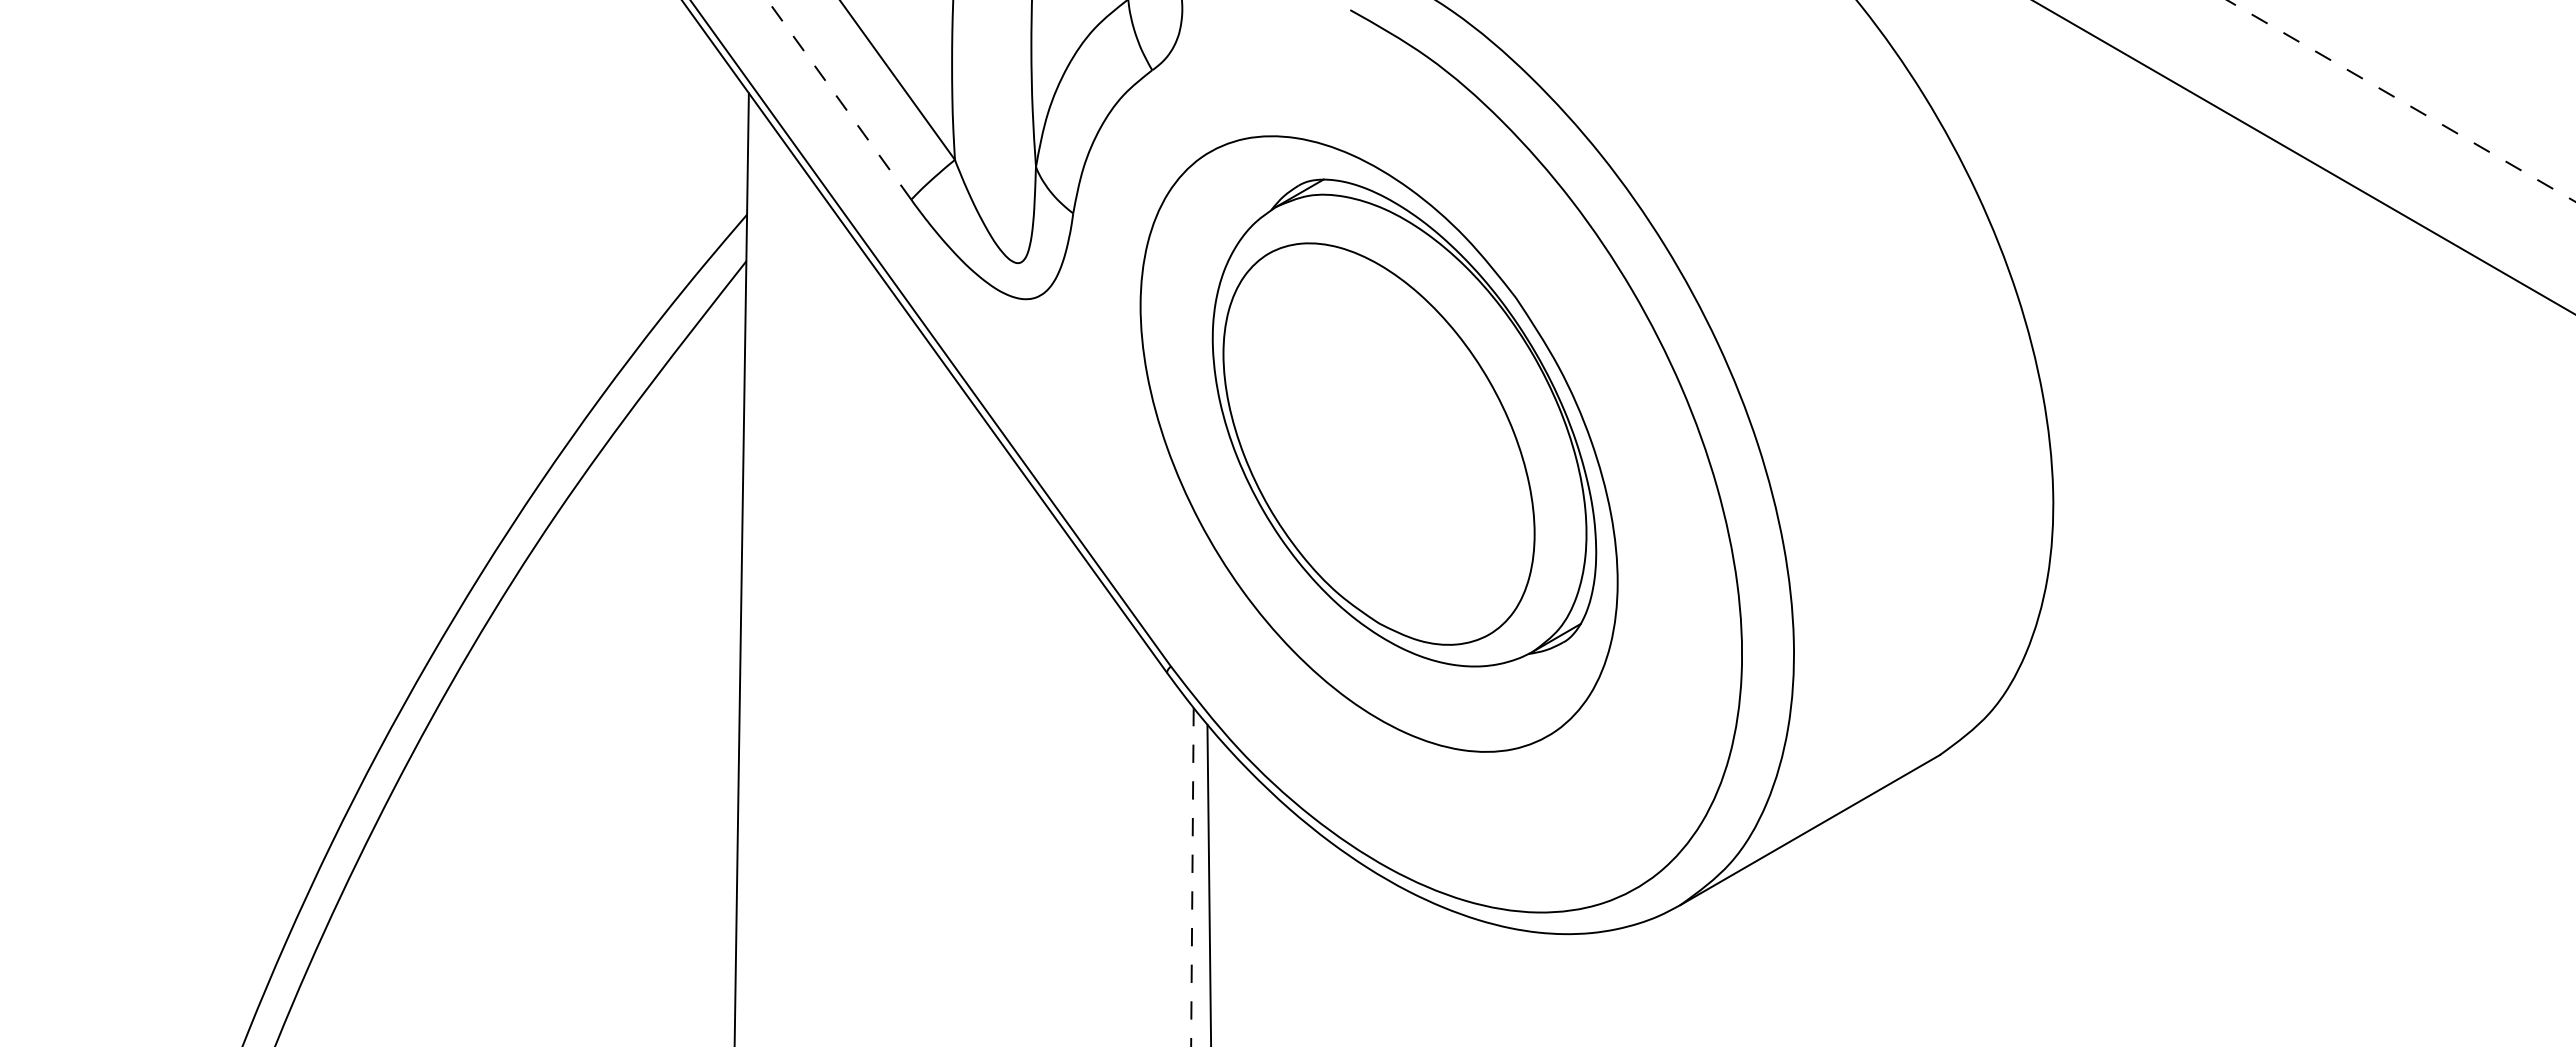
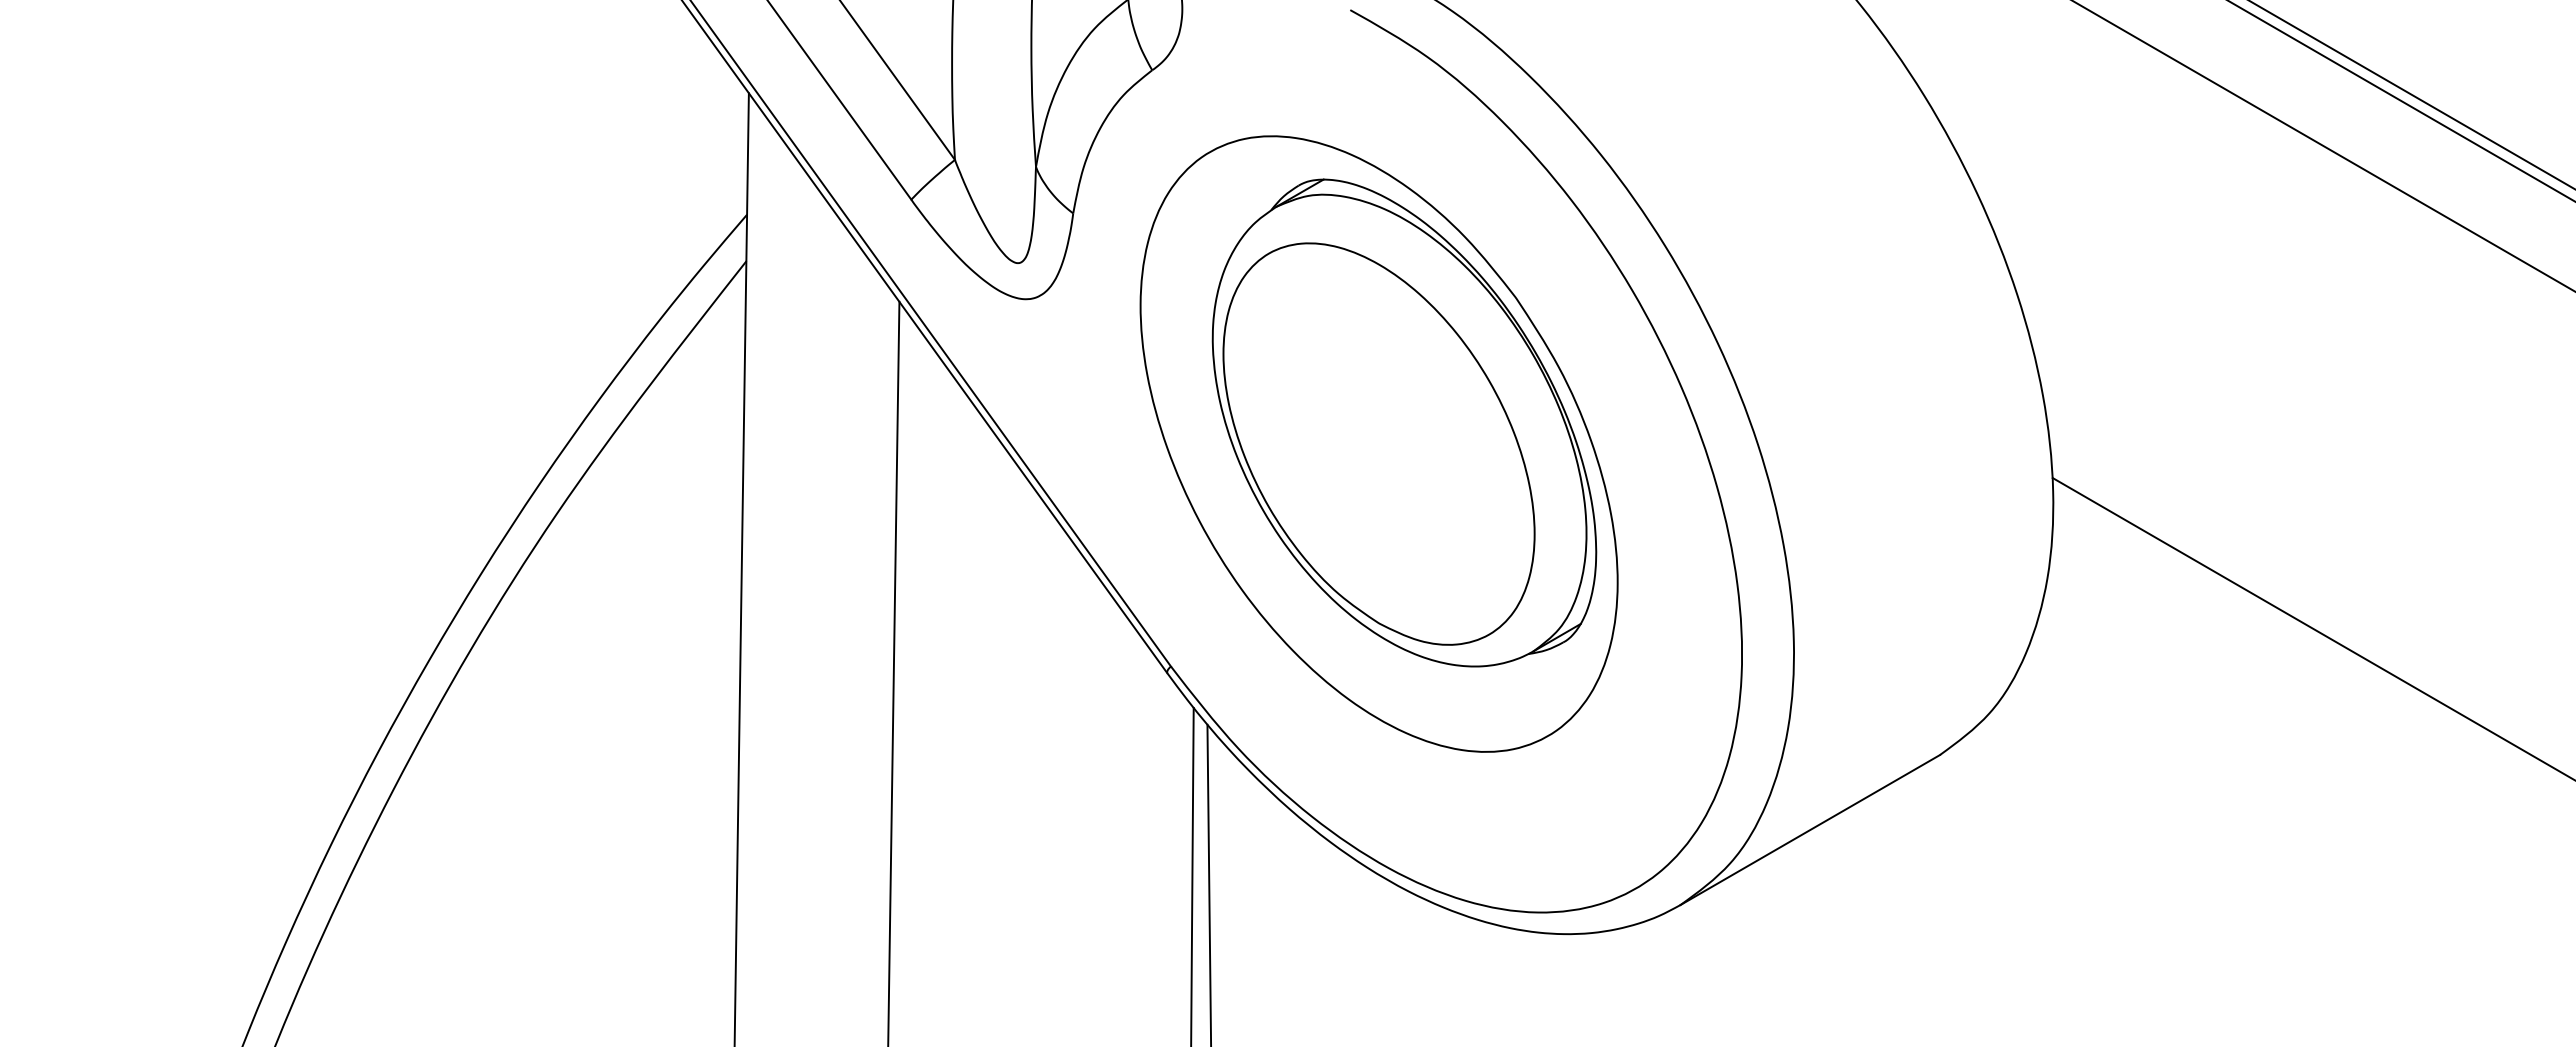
line: none -> present (2412, 94)
line: dashed -> solid (839, 100)
line: dashed -> solid (2401, 101)
line position: (2303, 157) -> (2323, 146) (2323, 146)
line: none -> present (2312, 628)
line: none -> present (893, 672)
line: dashed -> solid (1192, 877)
